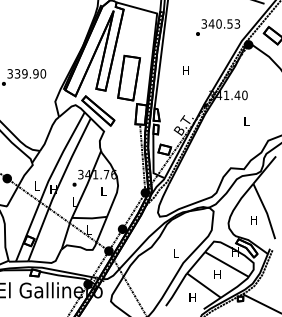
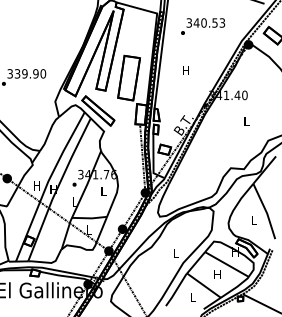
text position: (218, 27) -> (203, 26) (203, 26)
text: L -> H (36, 185)
text: H -> L (253, 220)
text: H -> L (192, 297)
